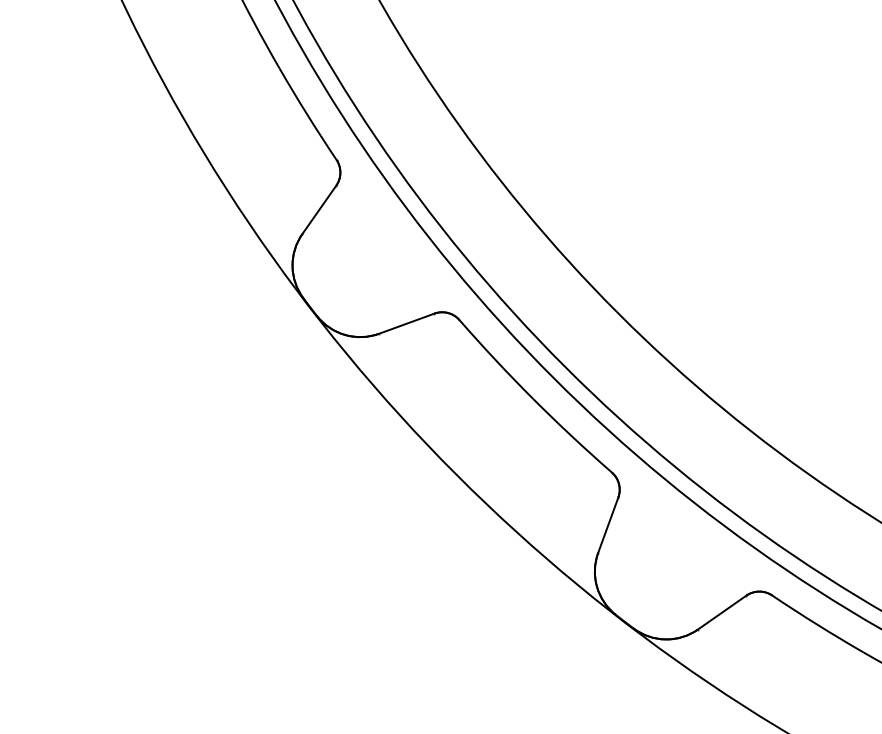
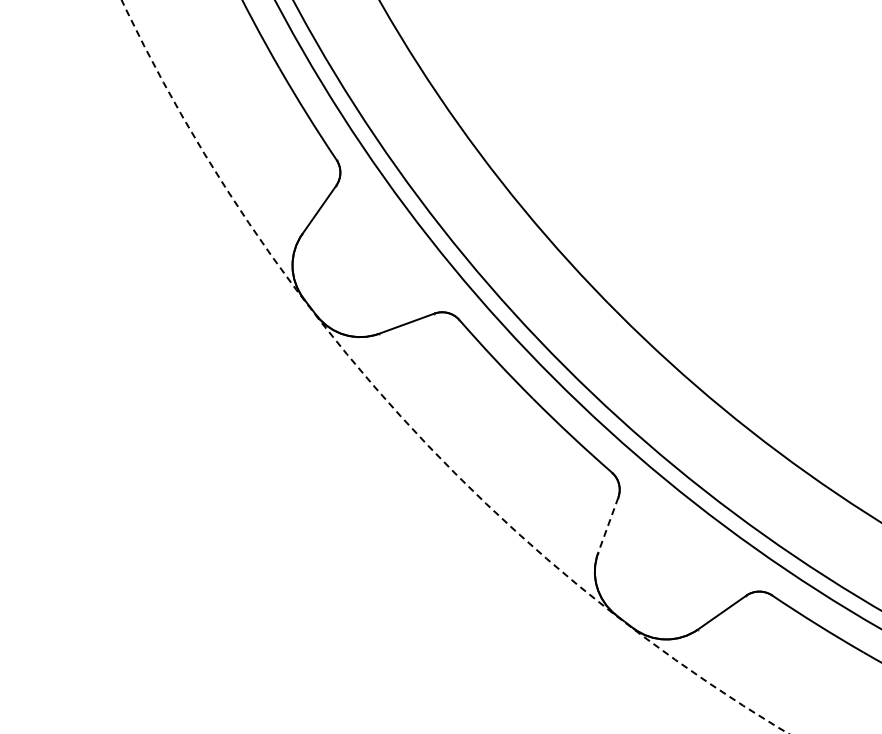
circle: solid -> dashed (455, 366)
line: solid -> dashed (608, 525)
